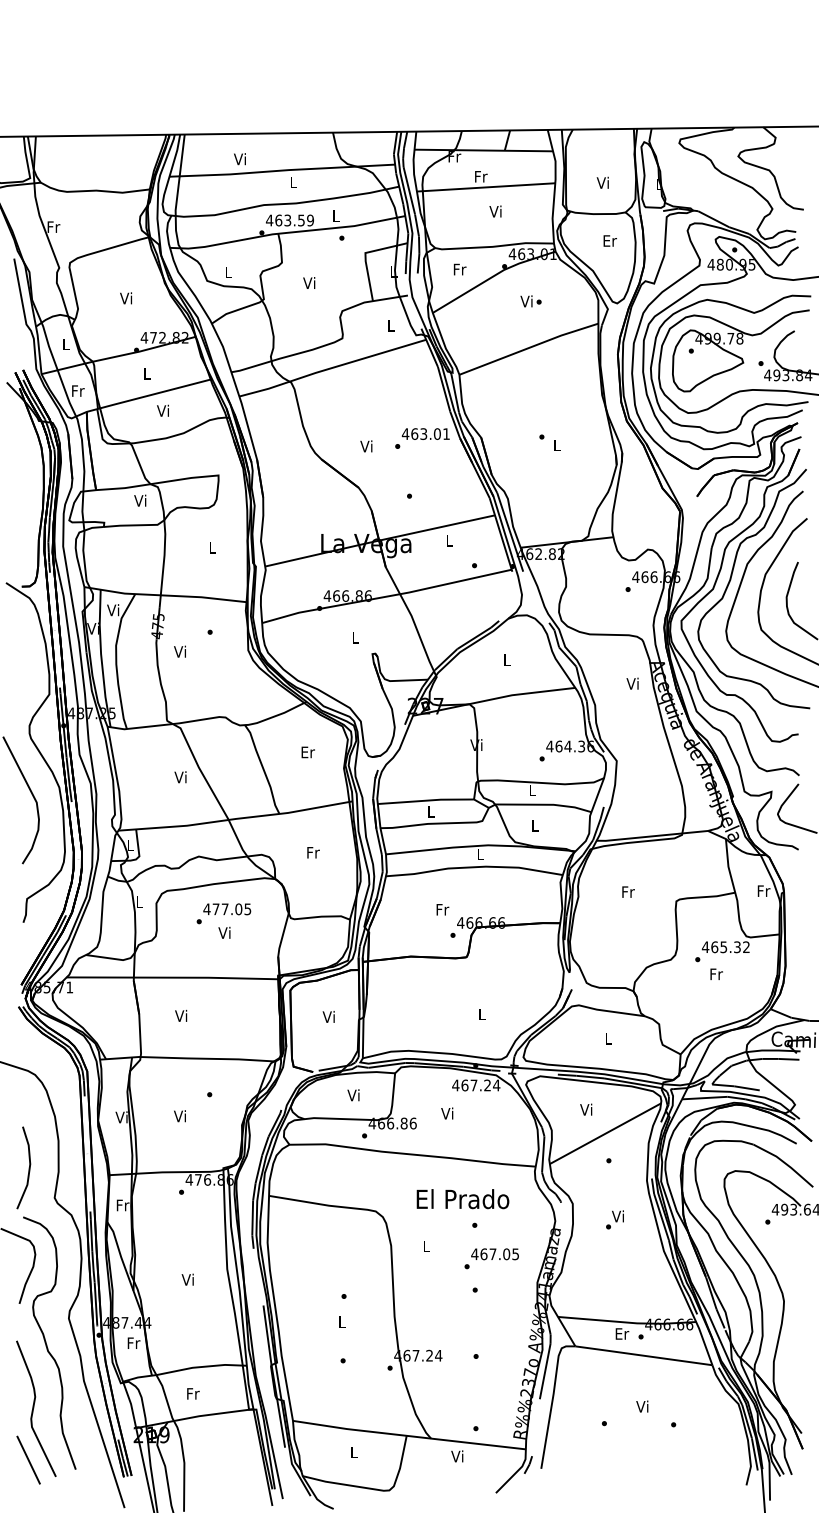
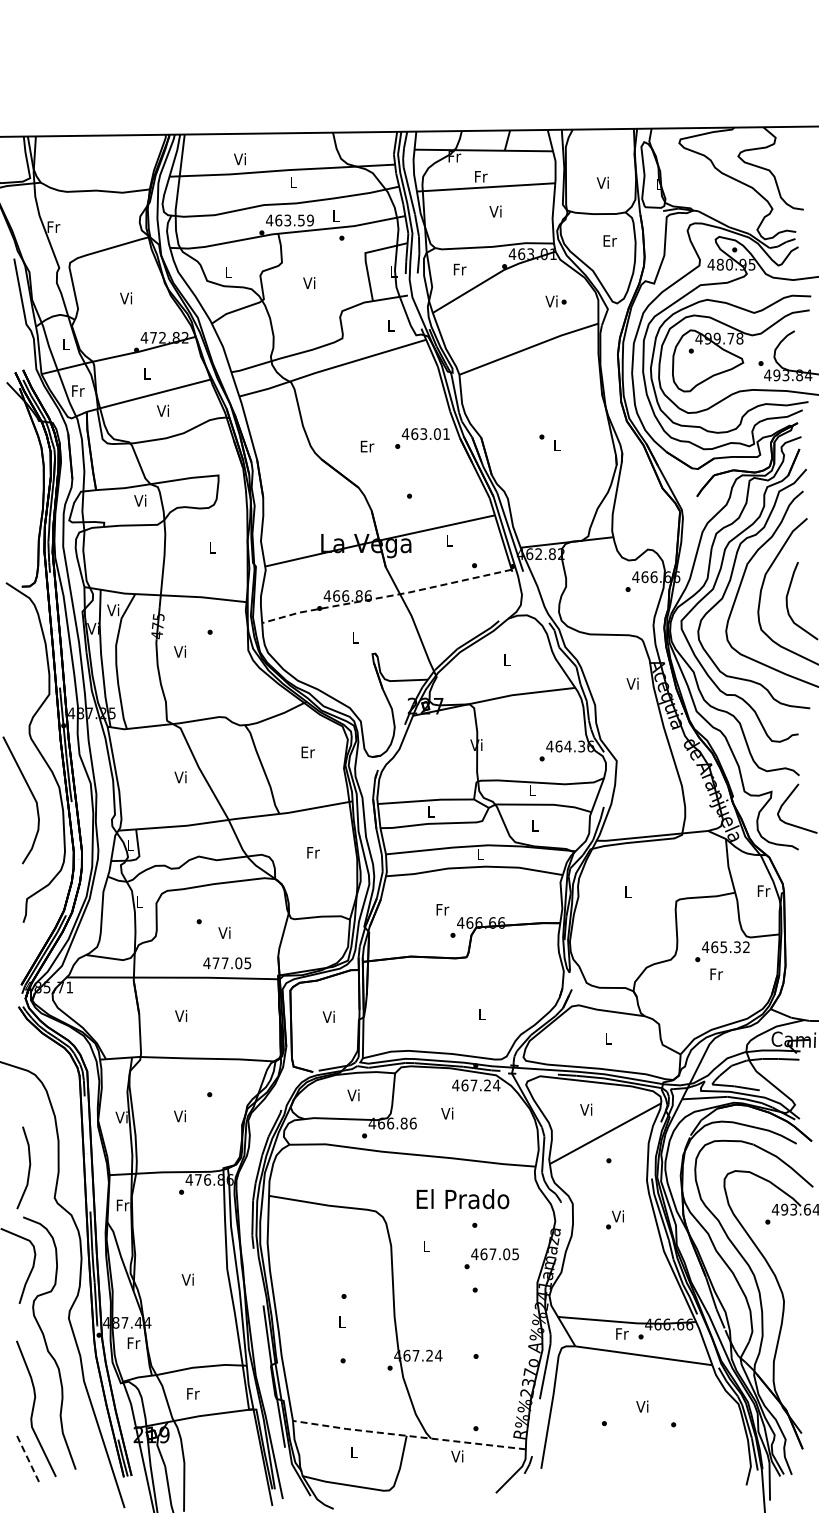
text position: (530, 301) -> (555, 301) (555, 301)
text: Vi -> Er (367, 446)
line: solid -> dashed (386, 596)
text: Fr -> L (628, 891)
text position: (227, 909) -> (227, 963) (227, 963)
text: Er -> Fr (622, 1333)
line: solid -> dashed (408, 1436)
line: solid -> dashed (28, 1460)
